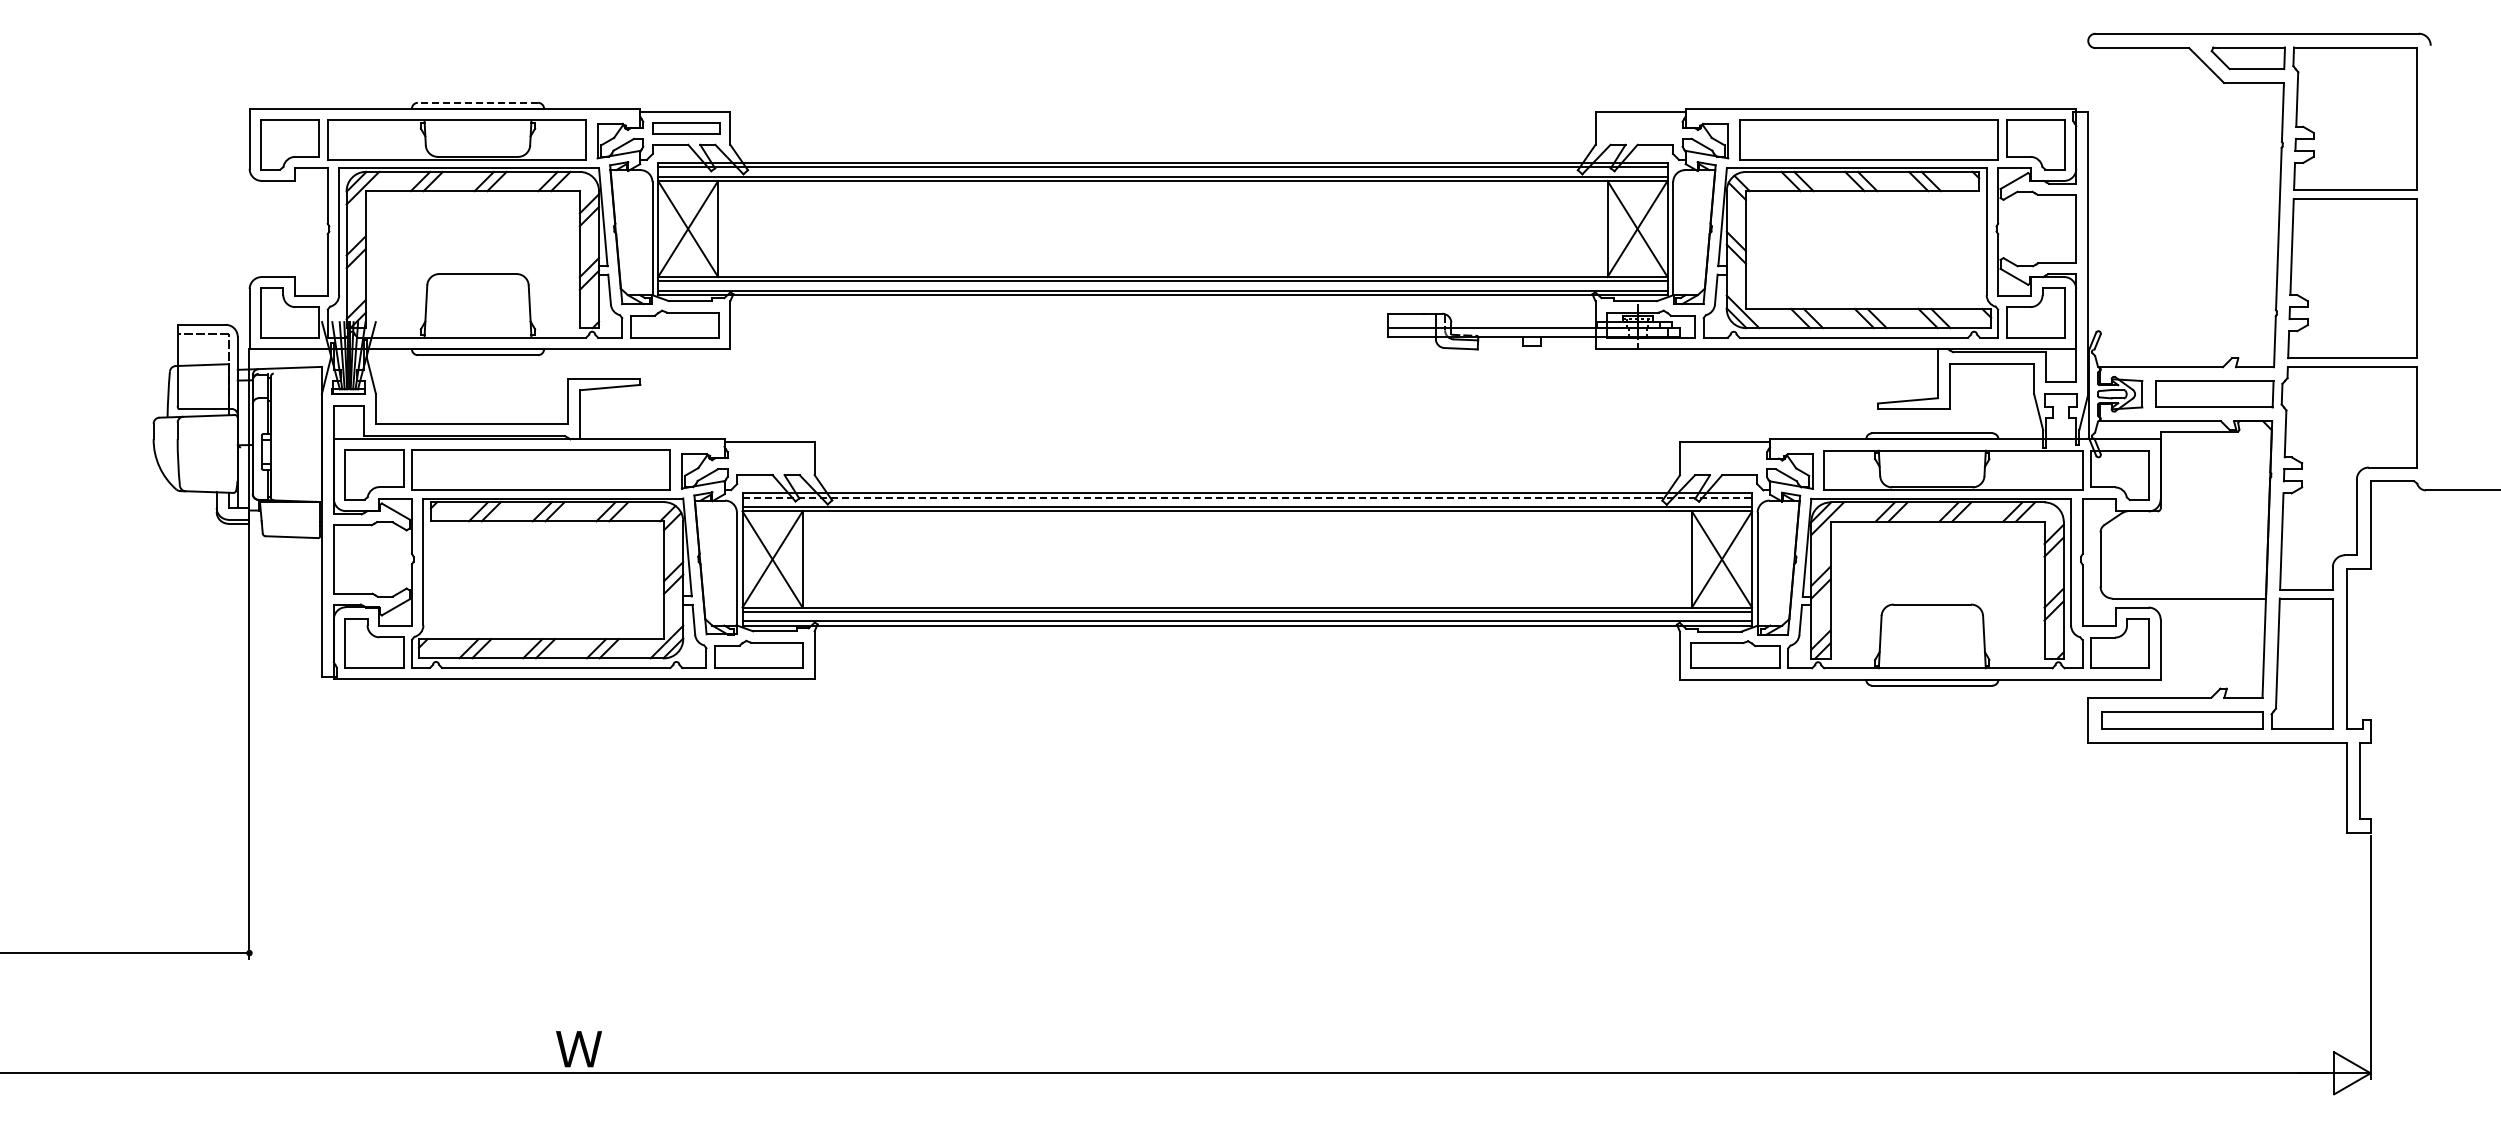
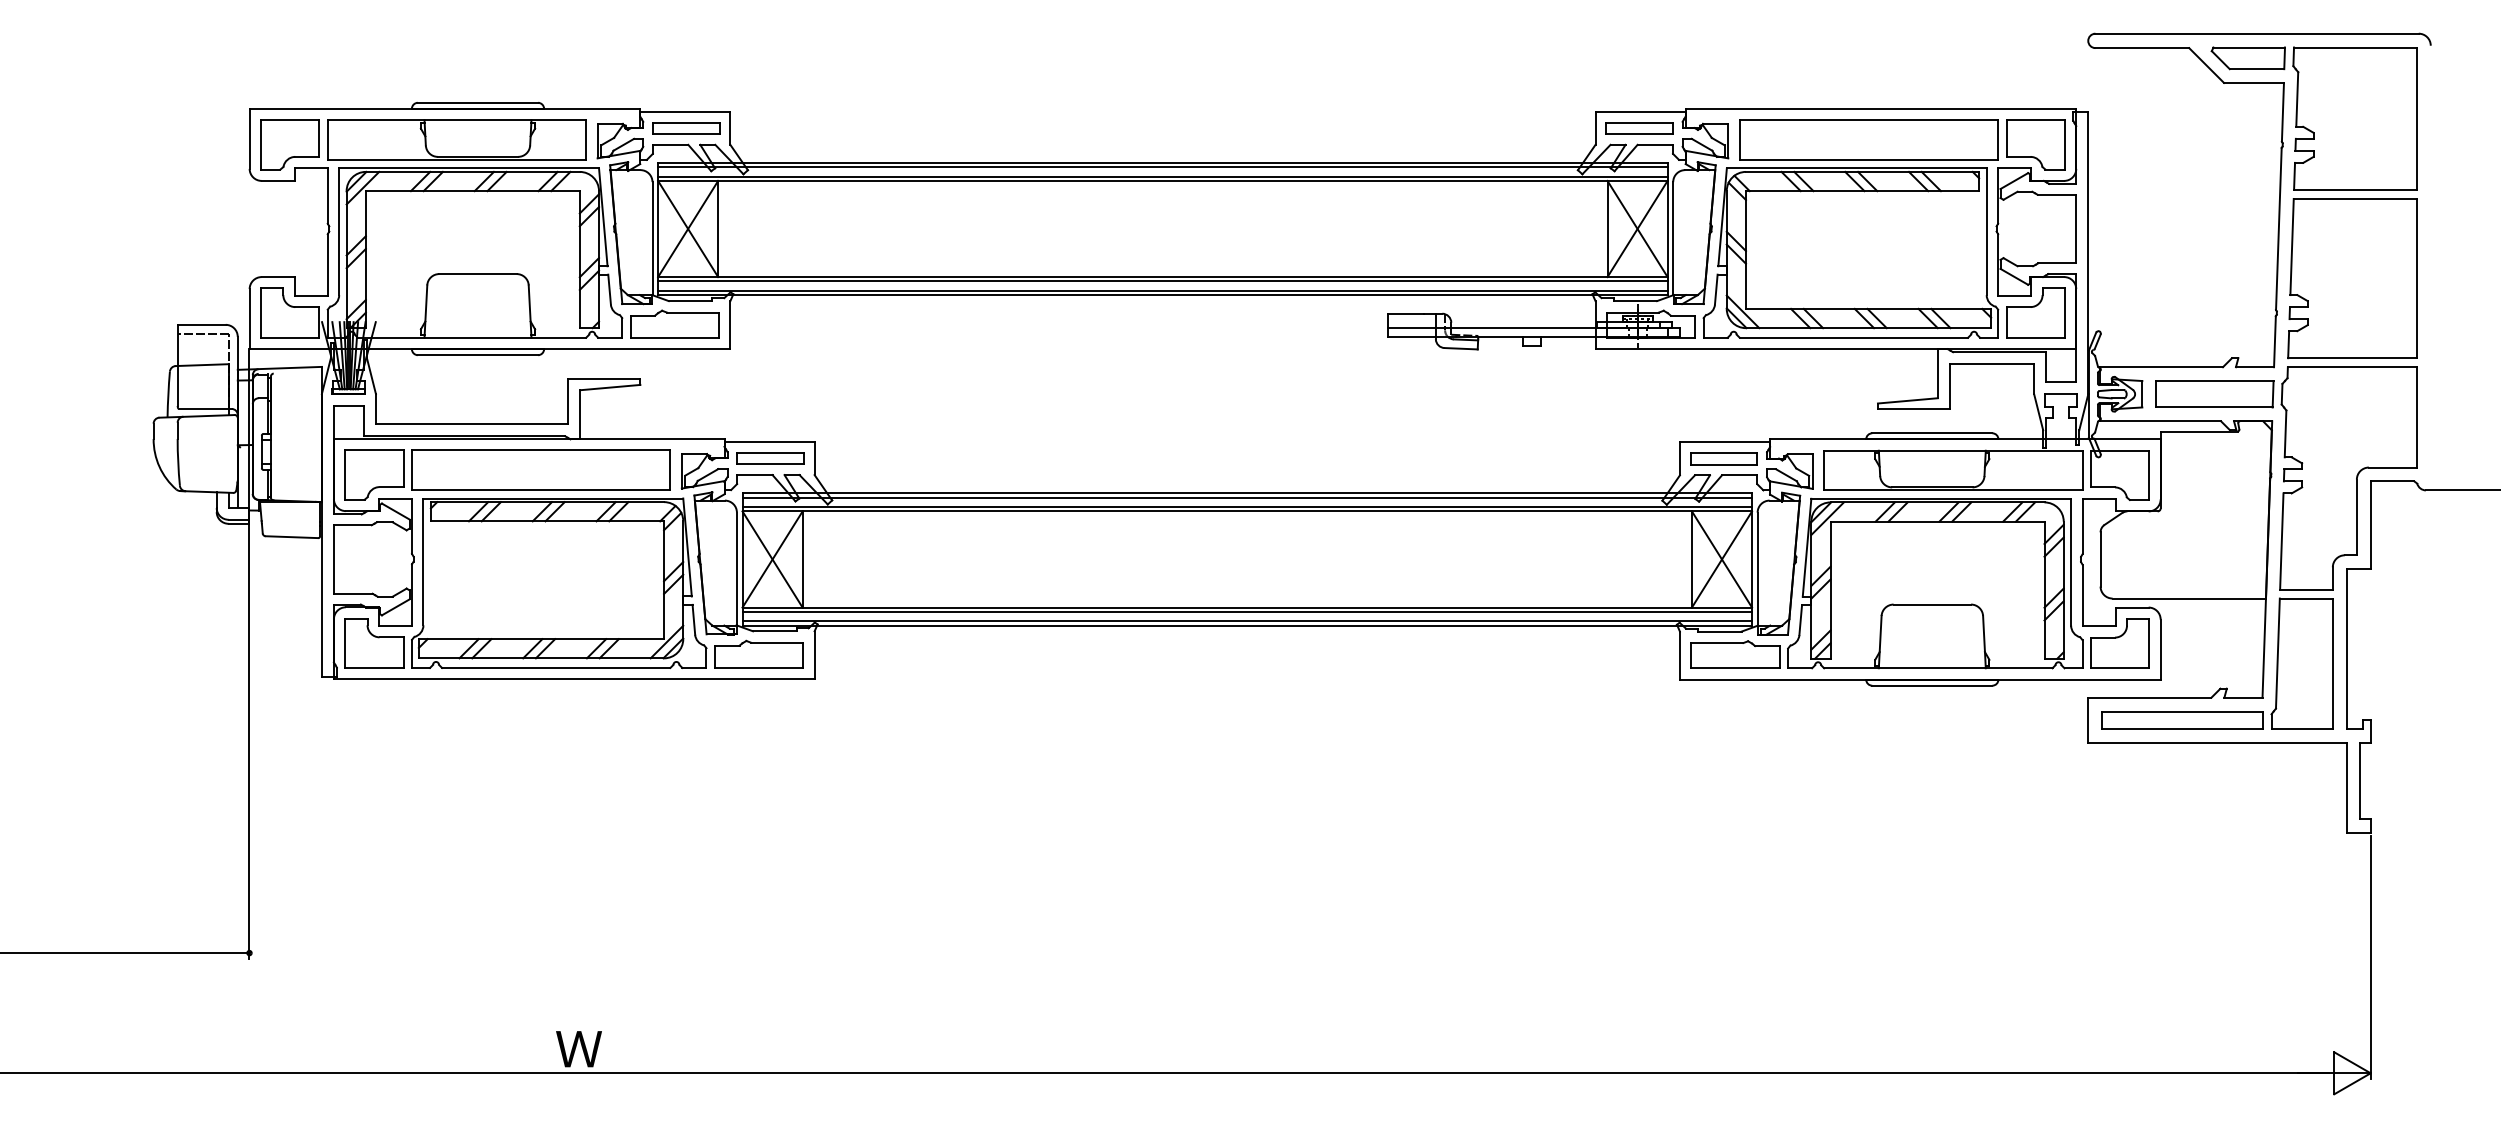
line: dashed -> solid (477, 102)
part: none -> present (1639, 128)
part: none -> present (770, 458)
part: none -> present (1723, 458)
line: dashed -> solid (1247, 497)
